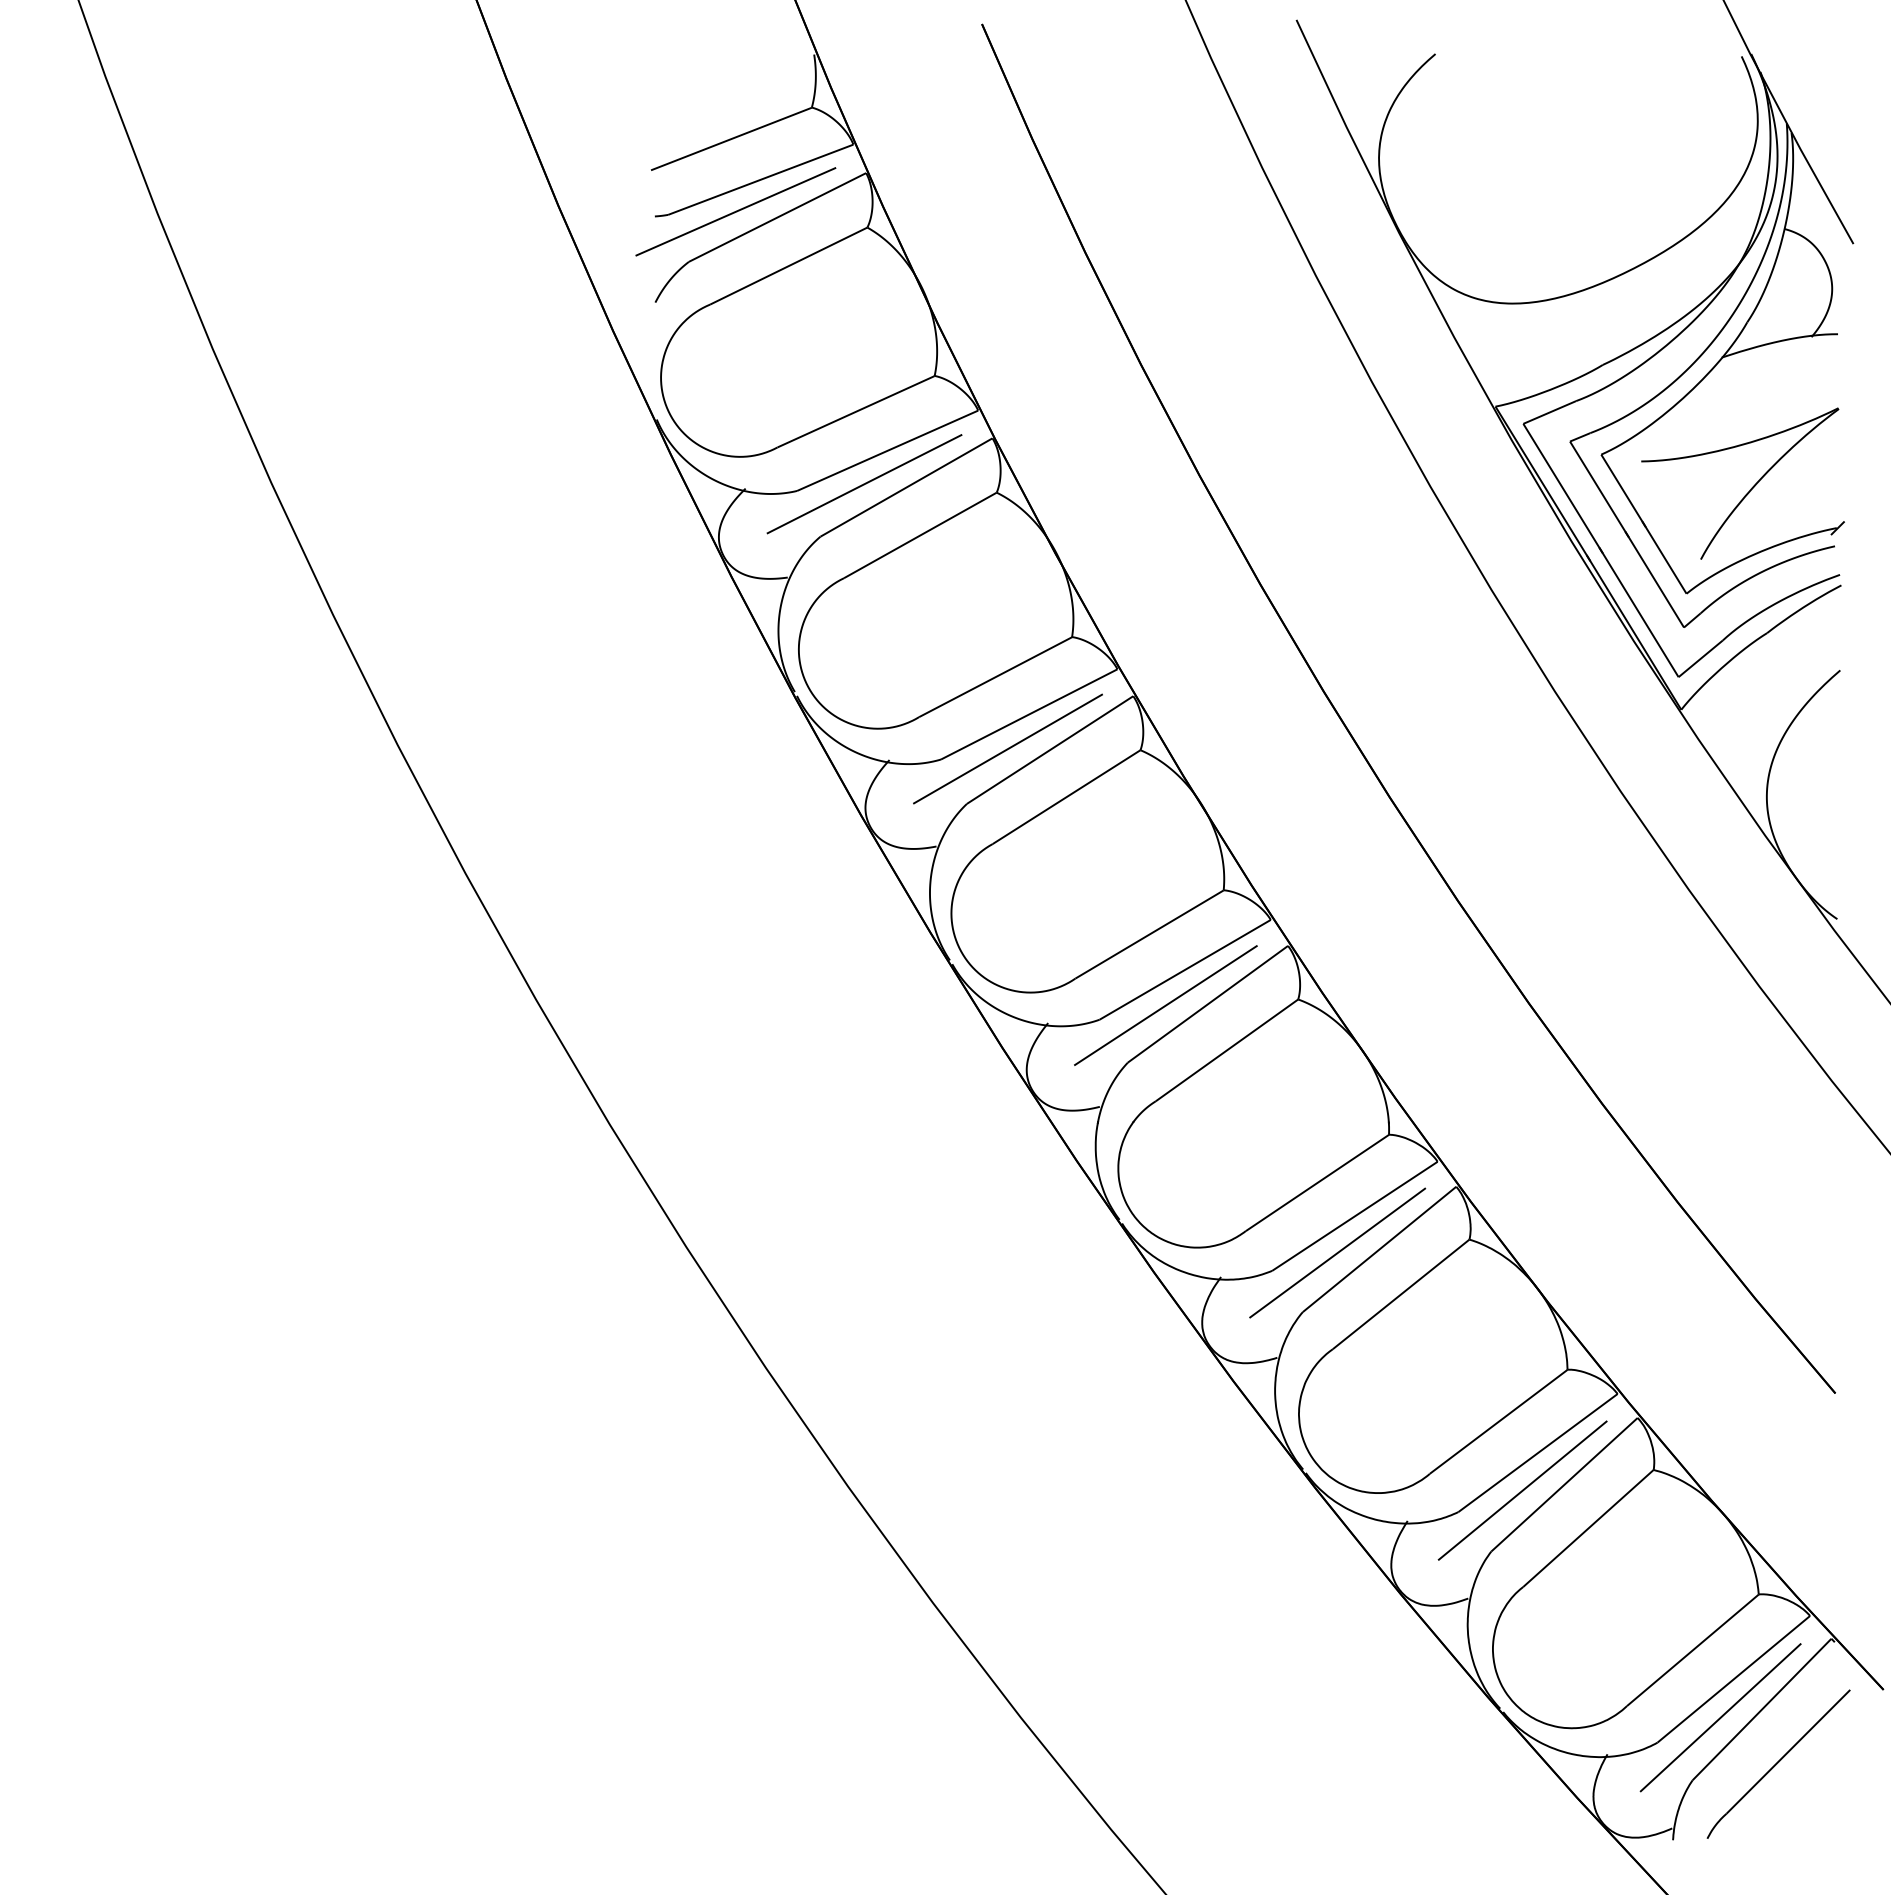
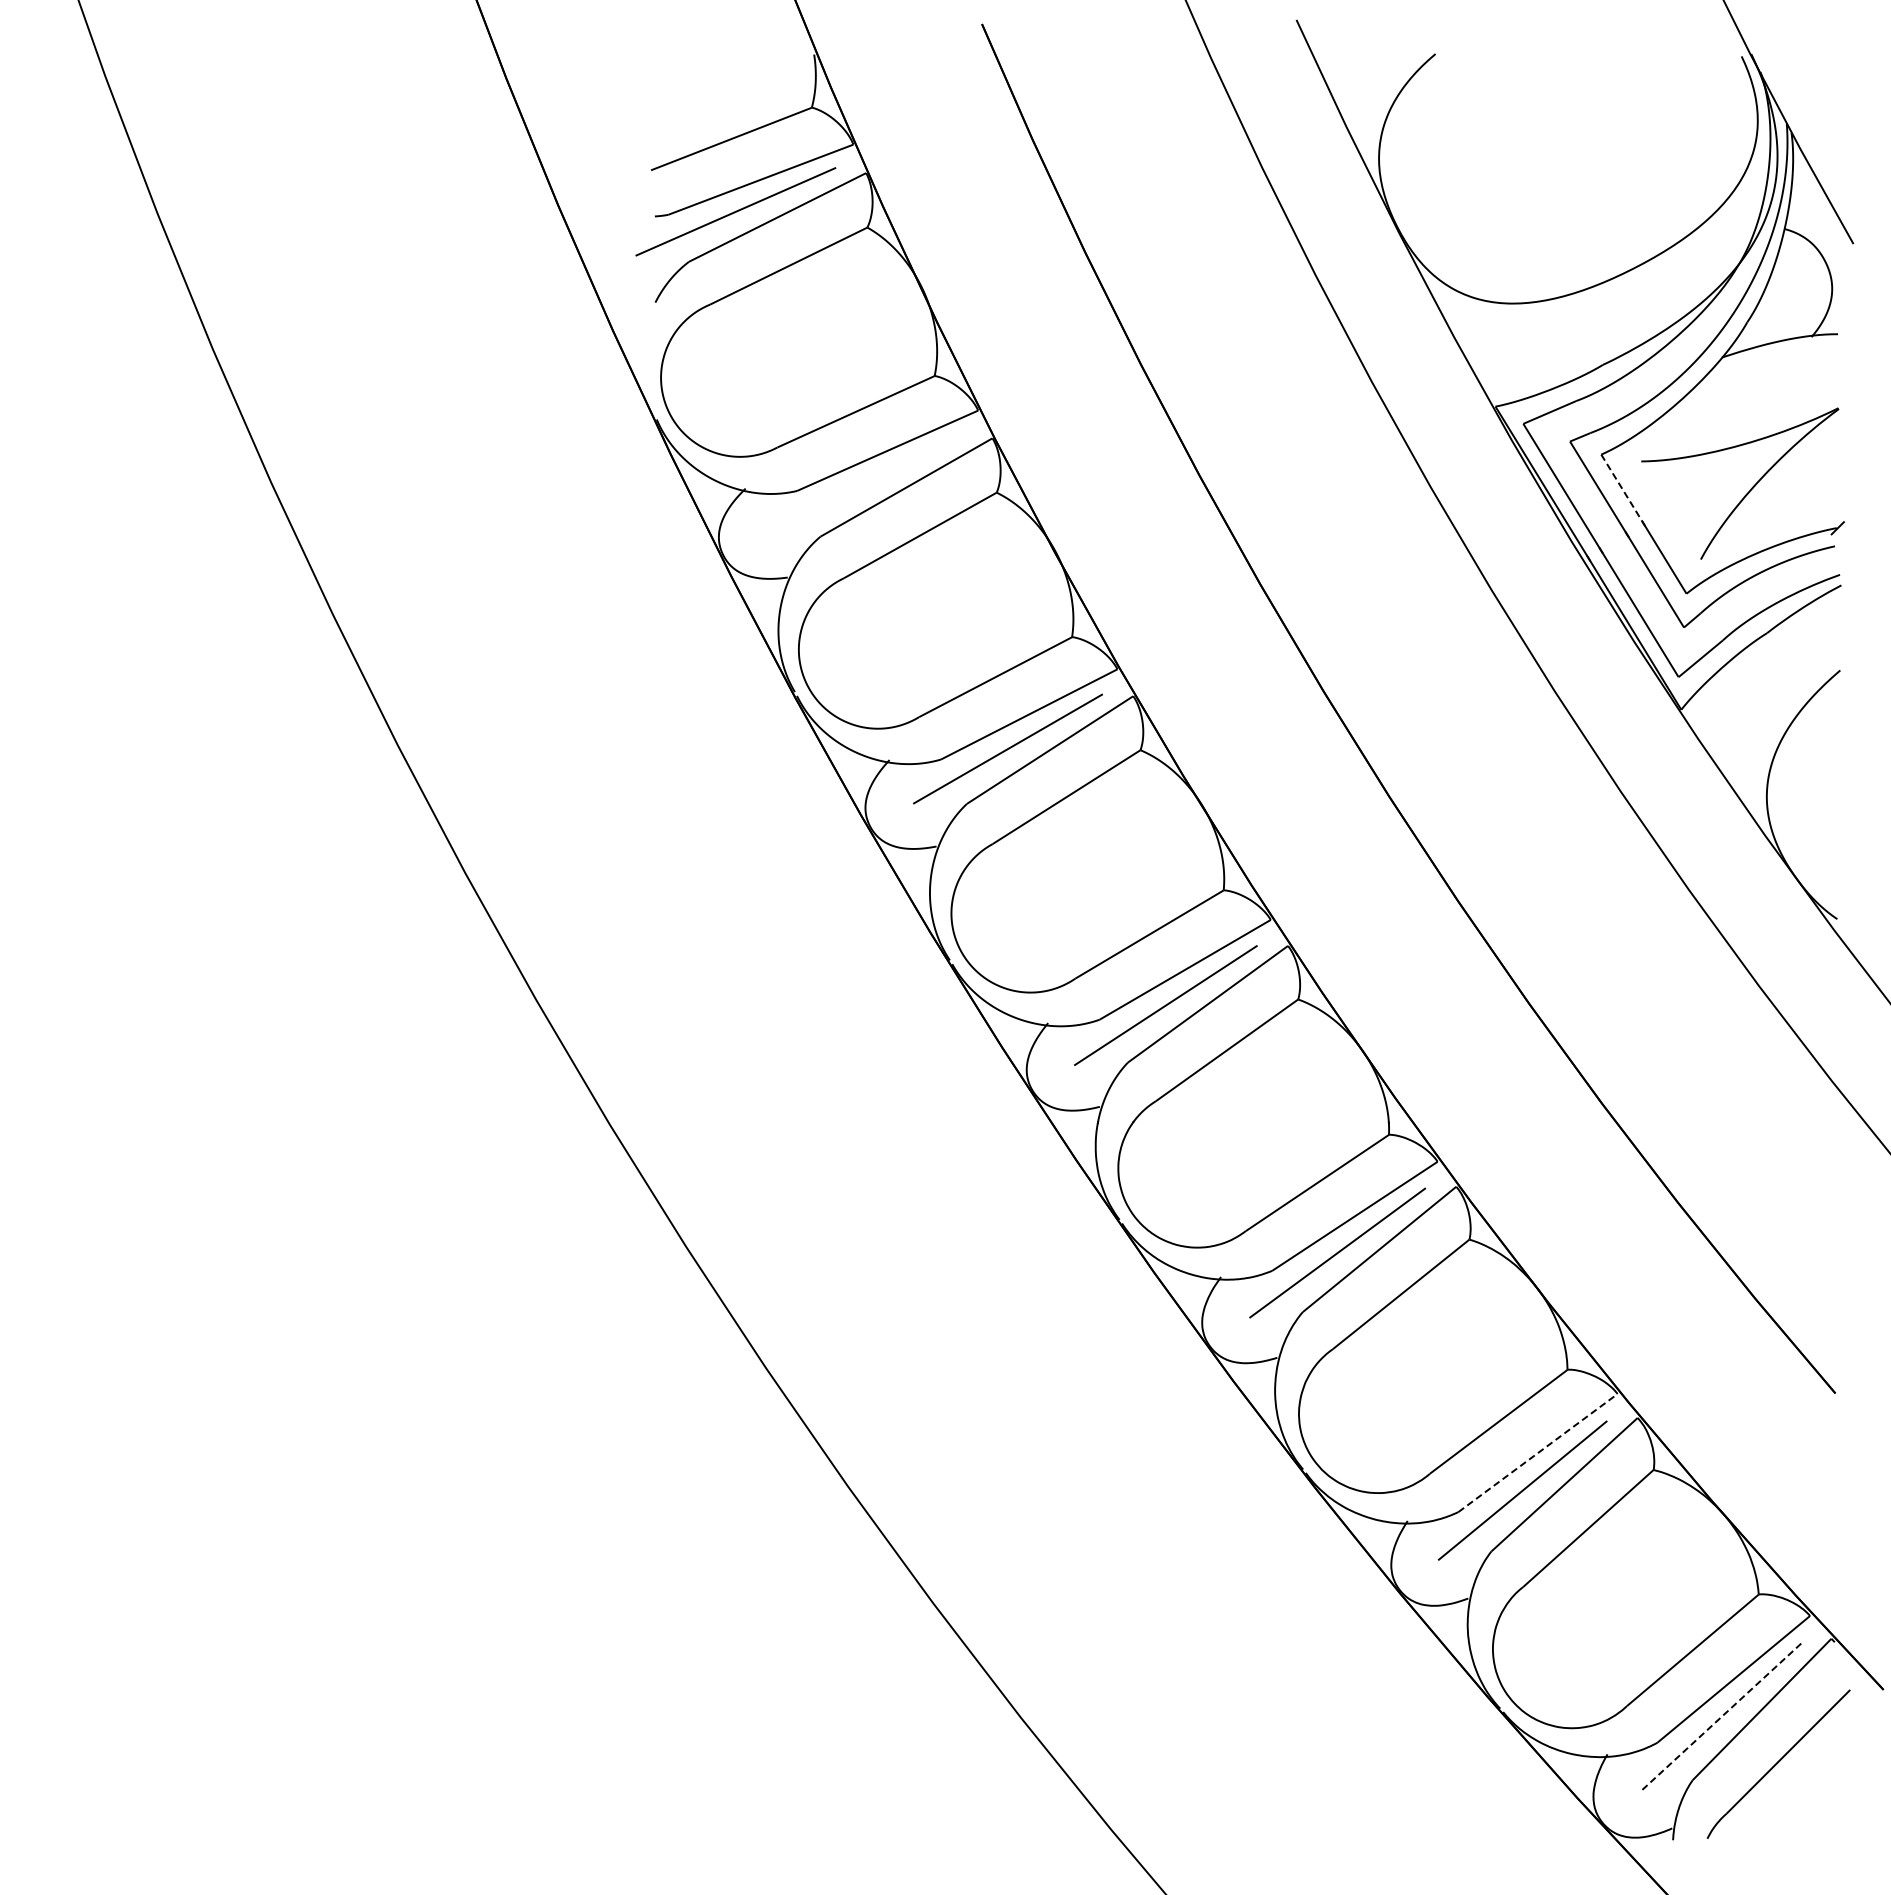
line: present -> none (864, 484)
line: solid -> dashed (1623, 490)
line: solid -> dashed (1538, 1452)
line: solid -> dashed (1720, 1718)
